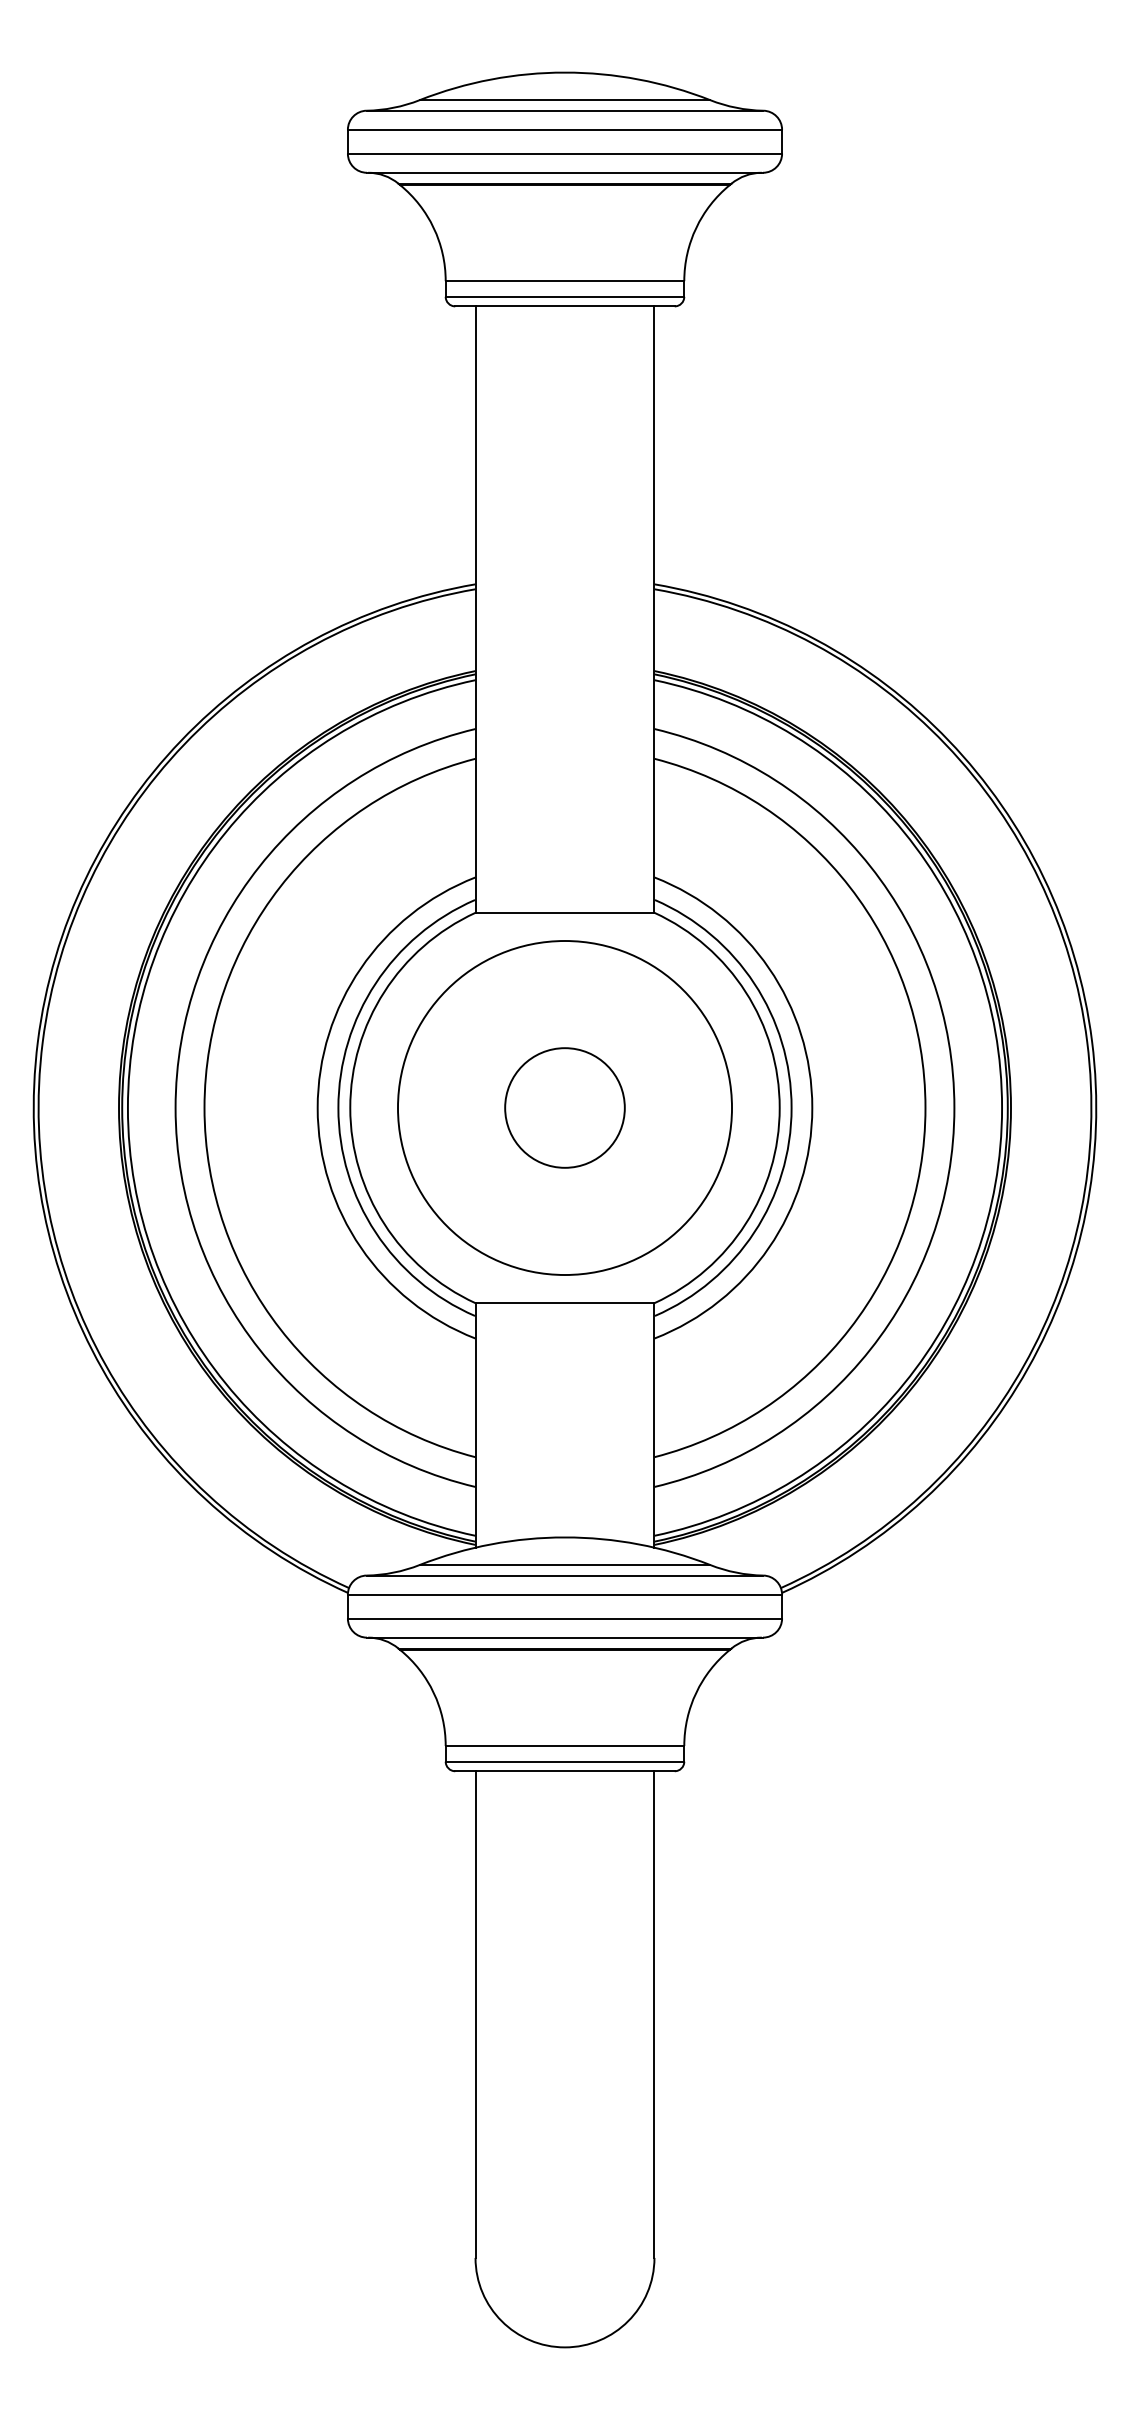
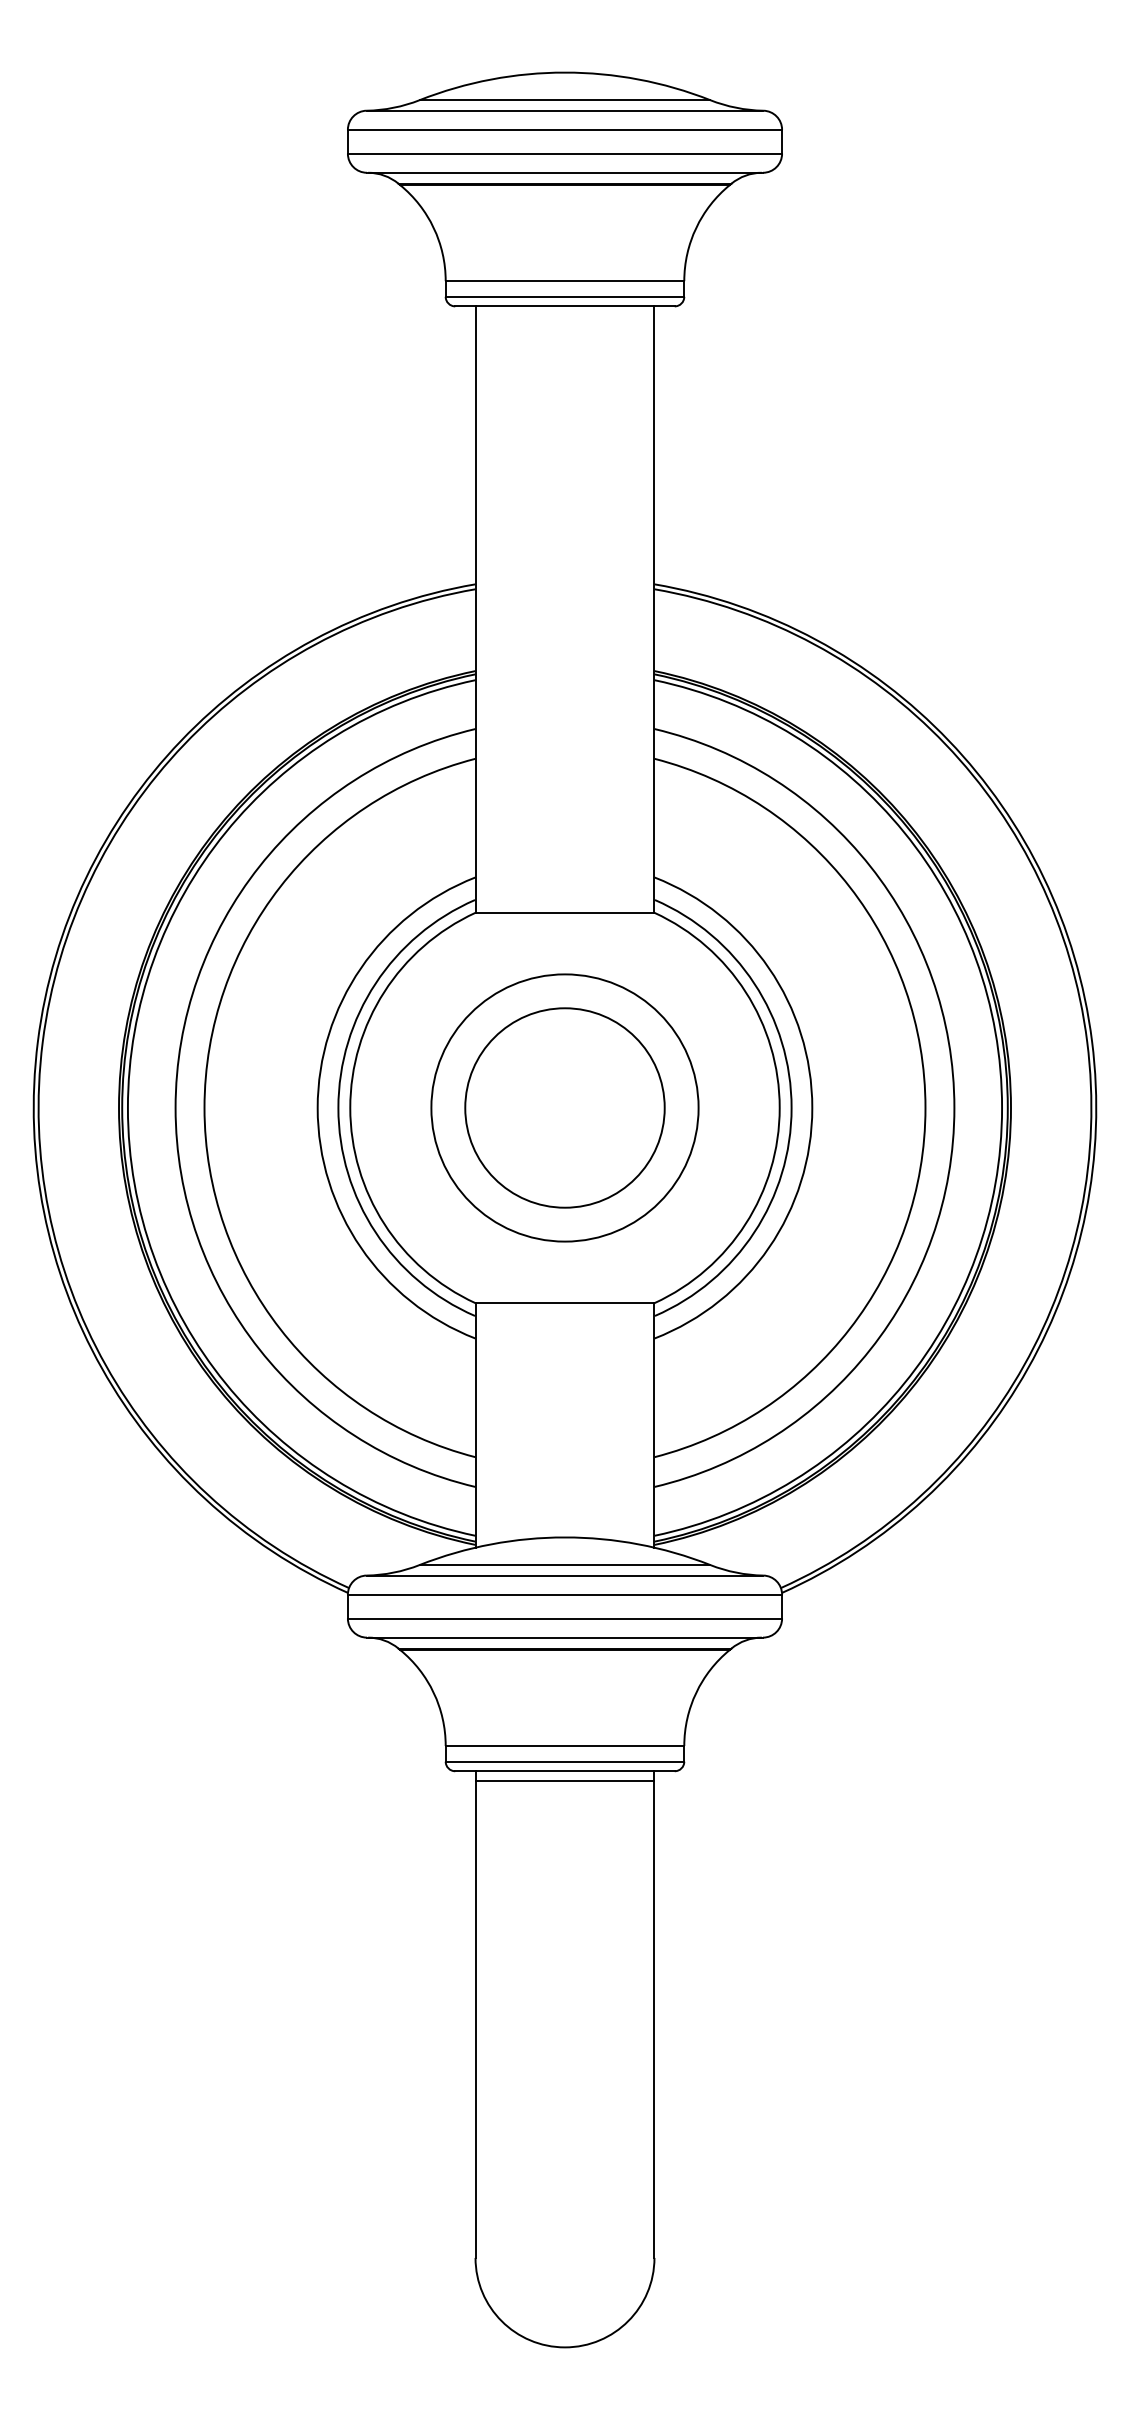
circle diameter: 120 px -> 199 px (564, 1107)
circle diameter: 334 px -> 267 px (564, 1107)
line: none -> present (564, 1780)
